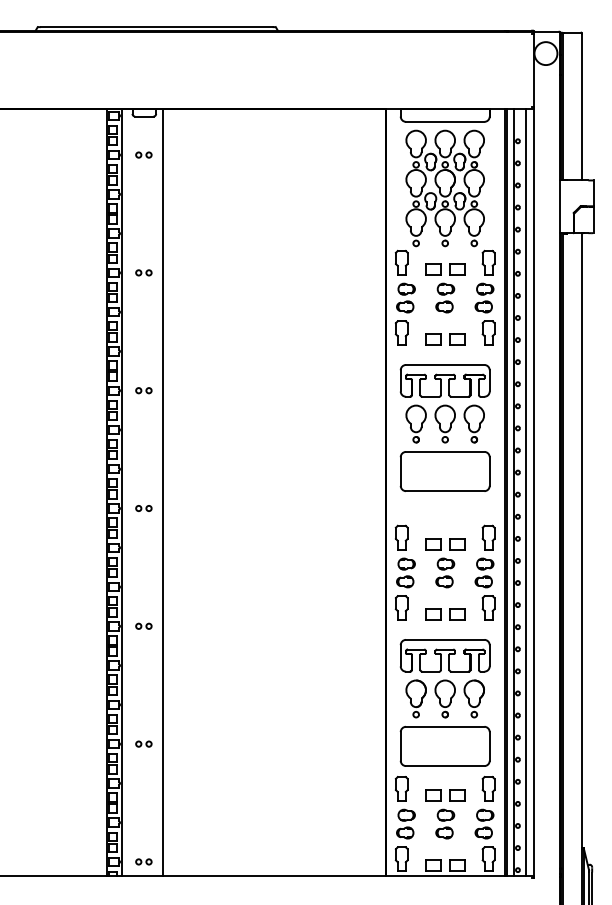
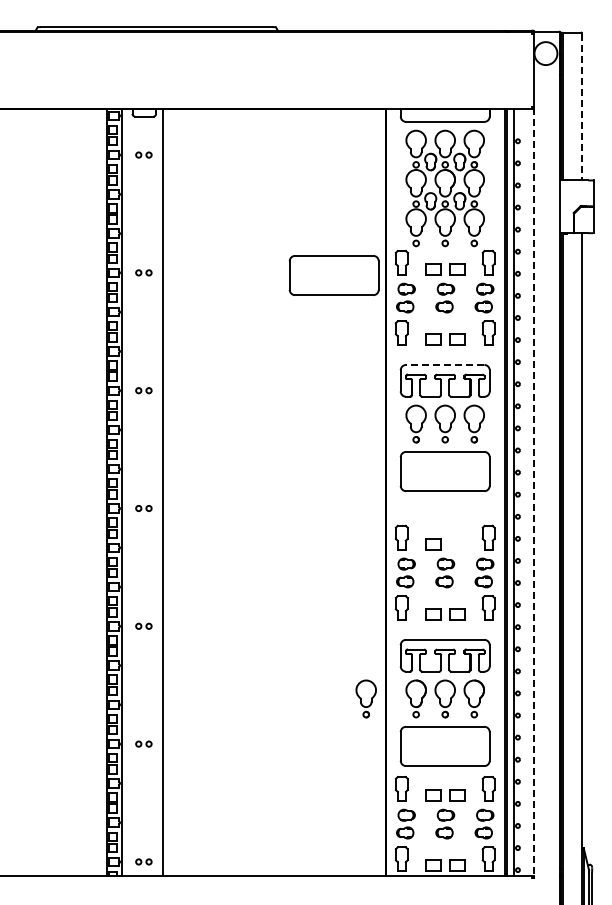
line: solid -> dashed (582, 107)
part: none -> present (333, 275)
line: solid -> dashed (444, 364)
line: present -> none (525, 491)
line: solid -> dashed (533, 492)
part: present -> none (457, 544)
part: none -> present (365, 698)
